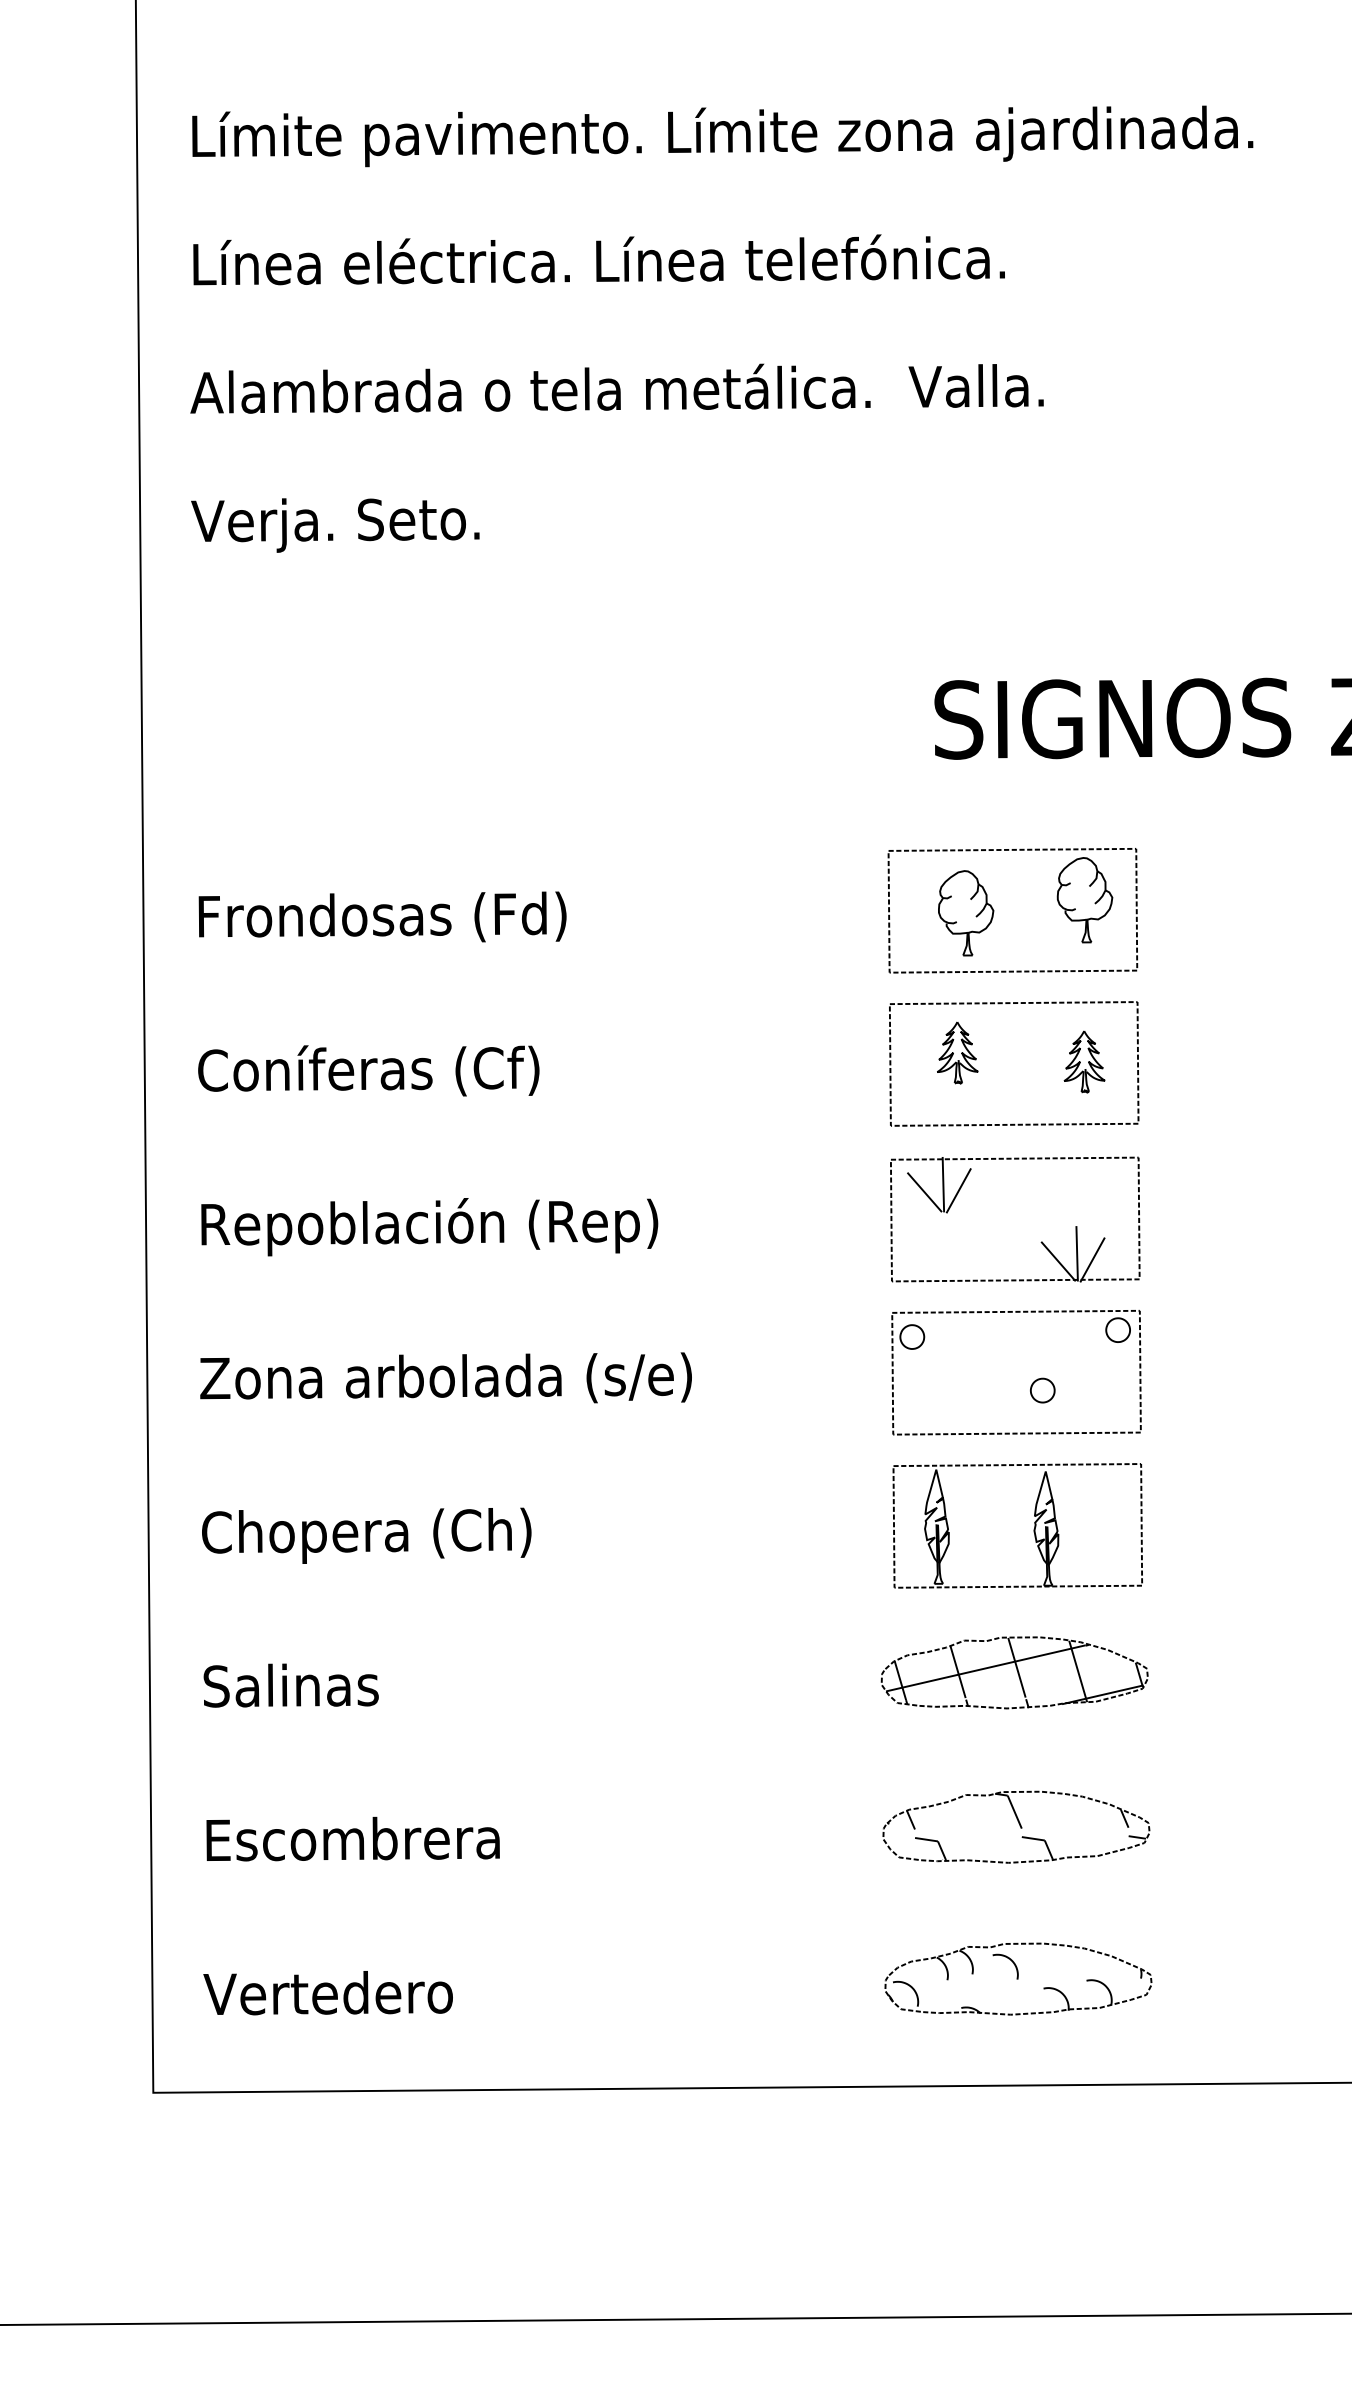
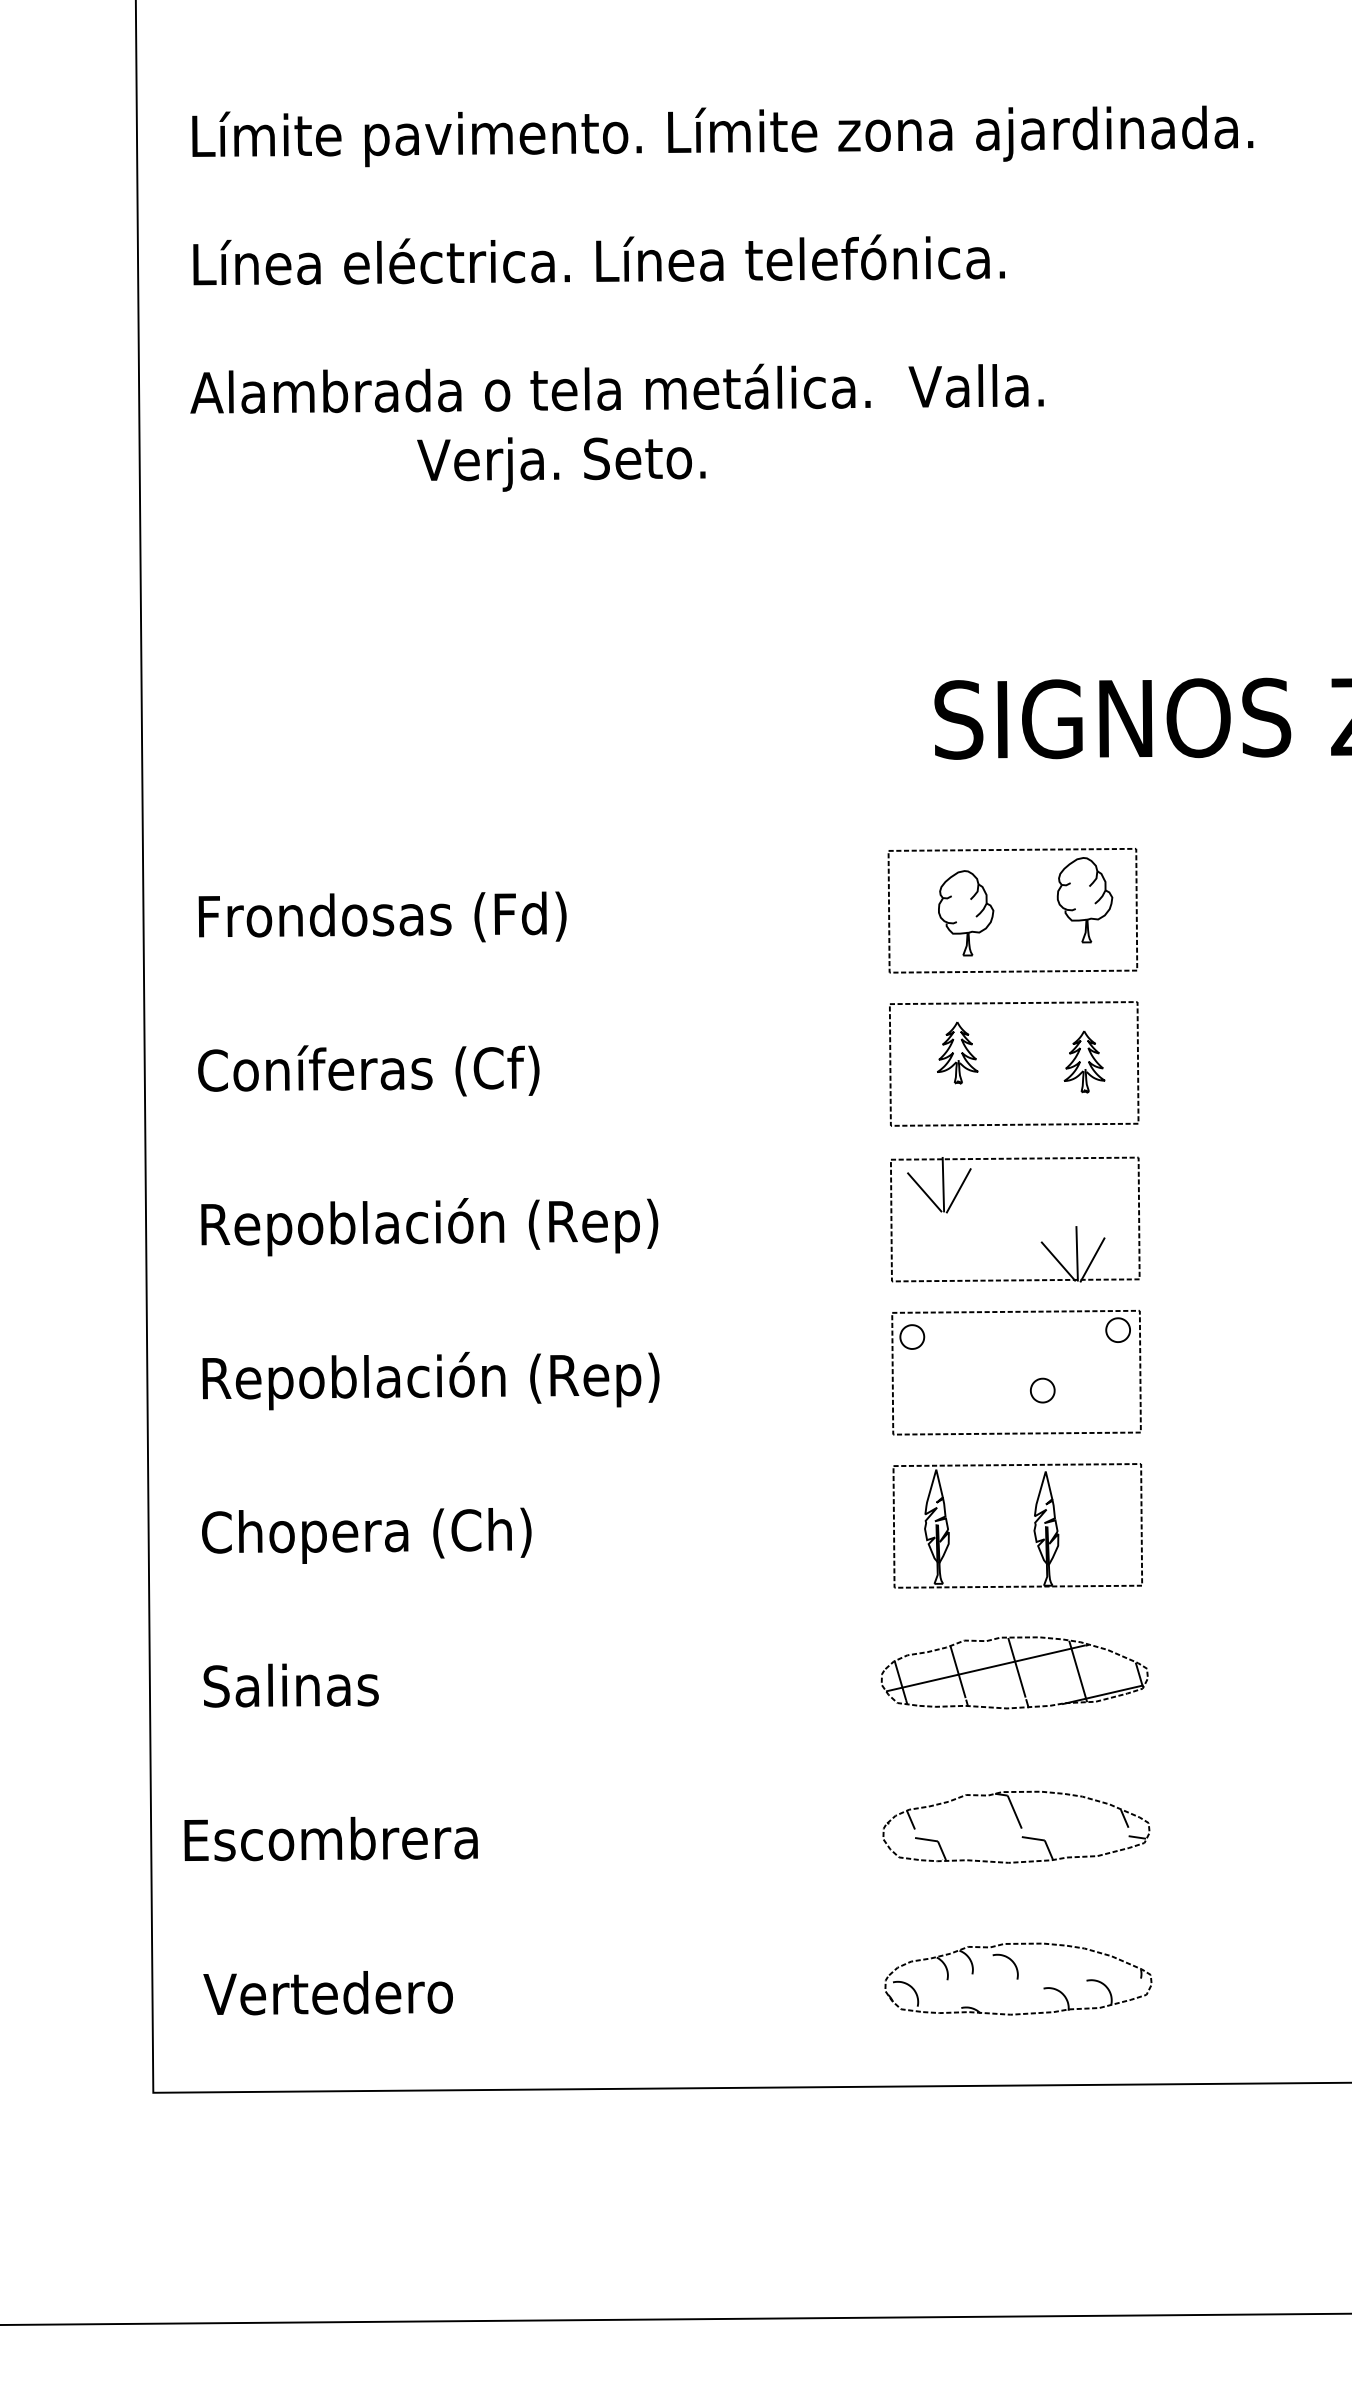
text position: (335, 525) -> (561, 464) (561, 464)
text: Zona arbolada (s/e) -> Repoblación (Rep) (445, 1380)
text position: (352, 1838) -> (330, 1838) (330, 1838)
